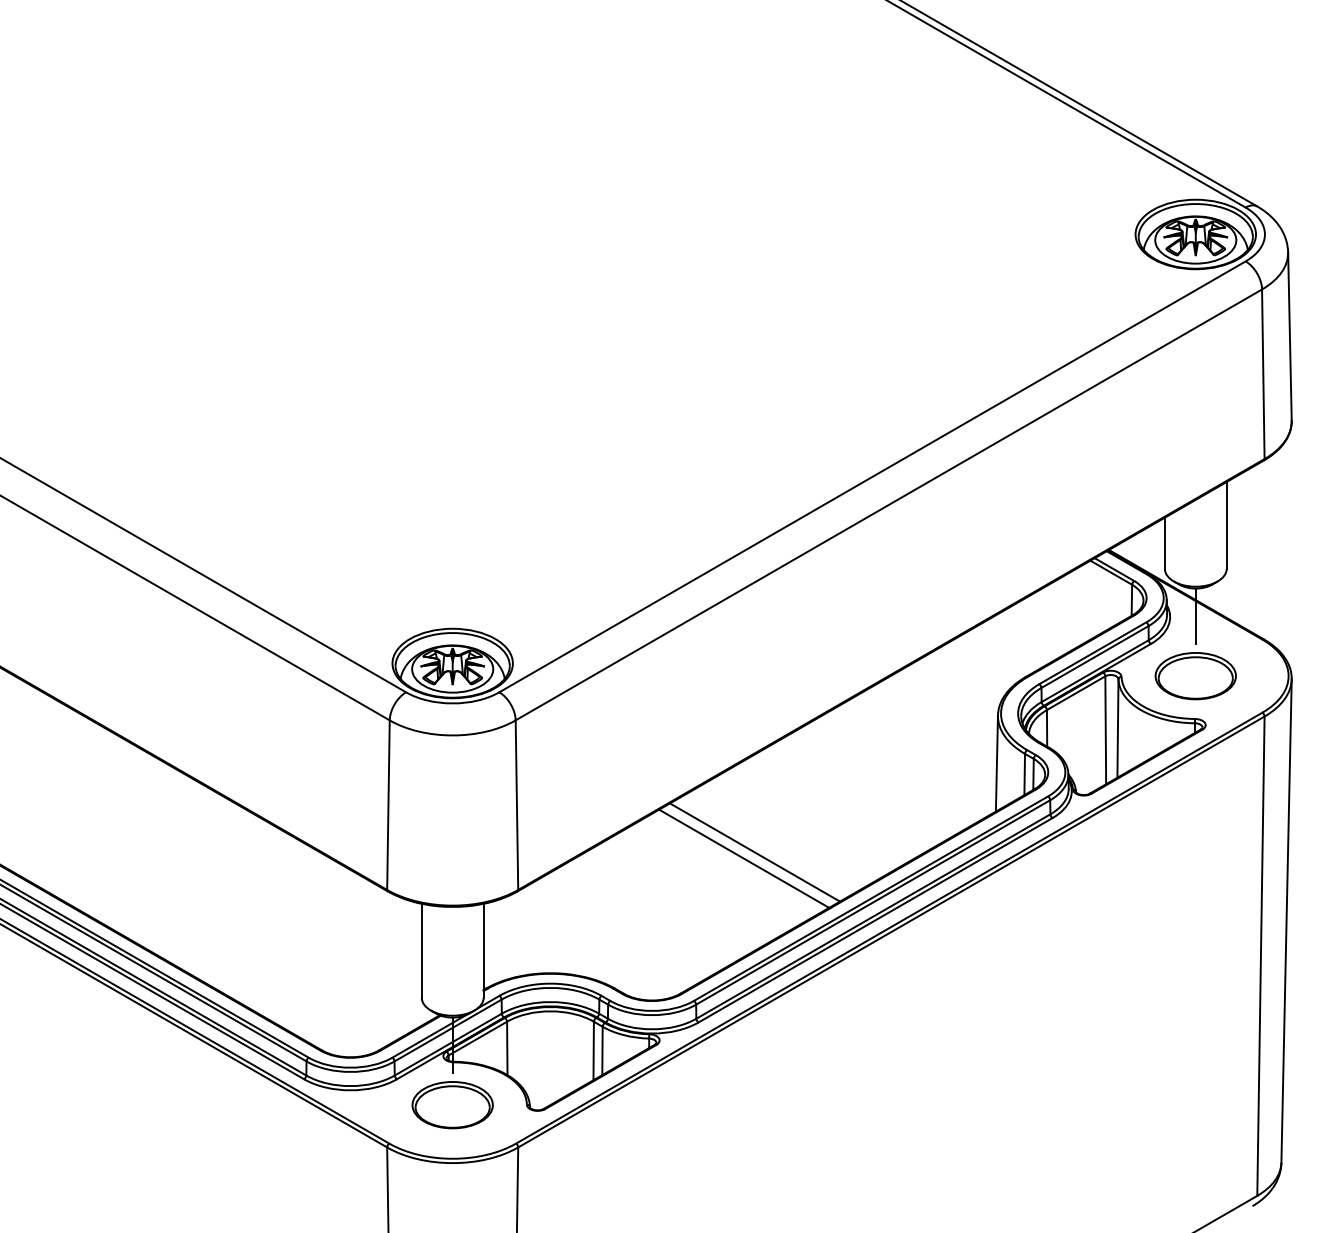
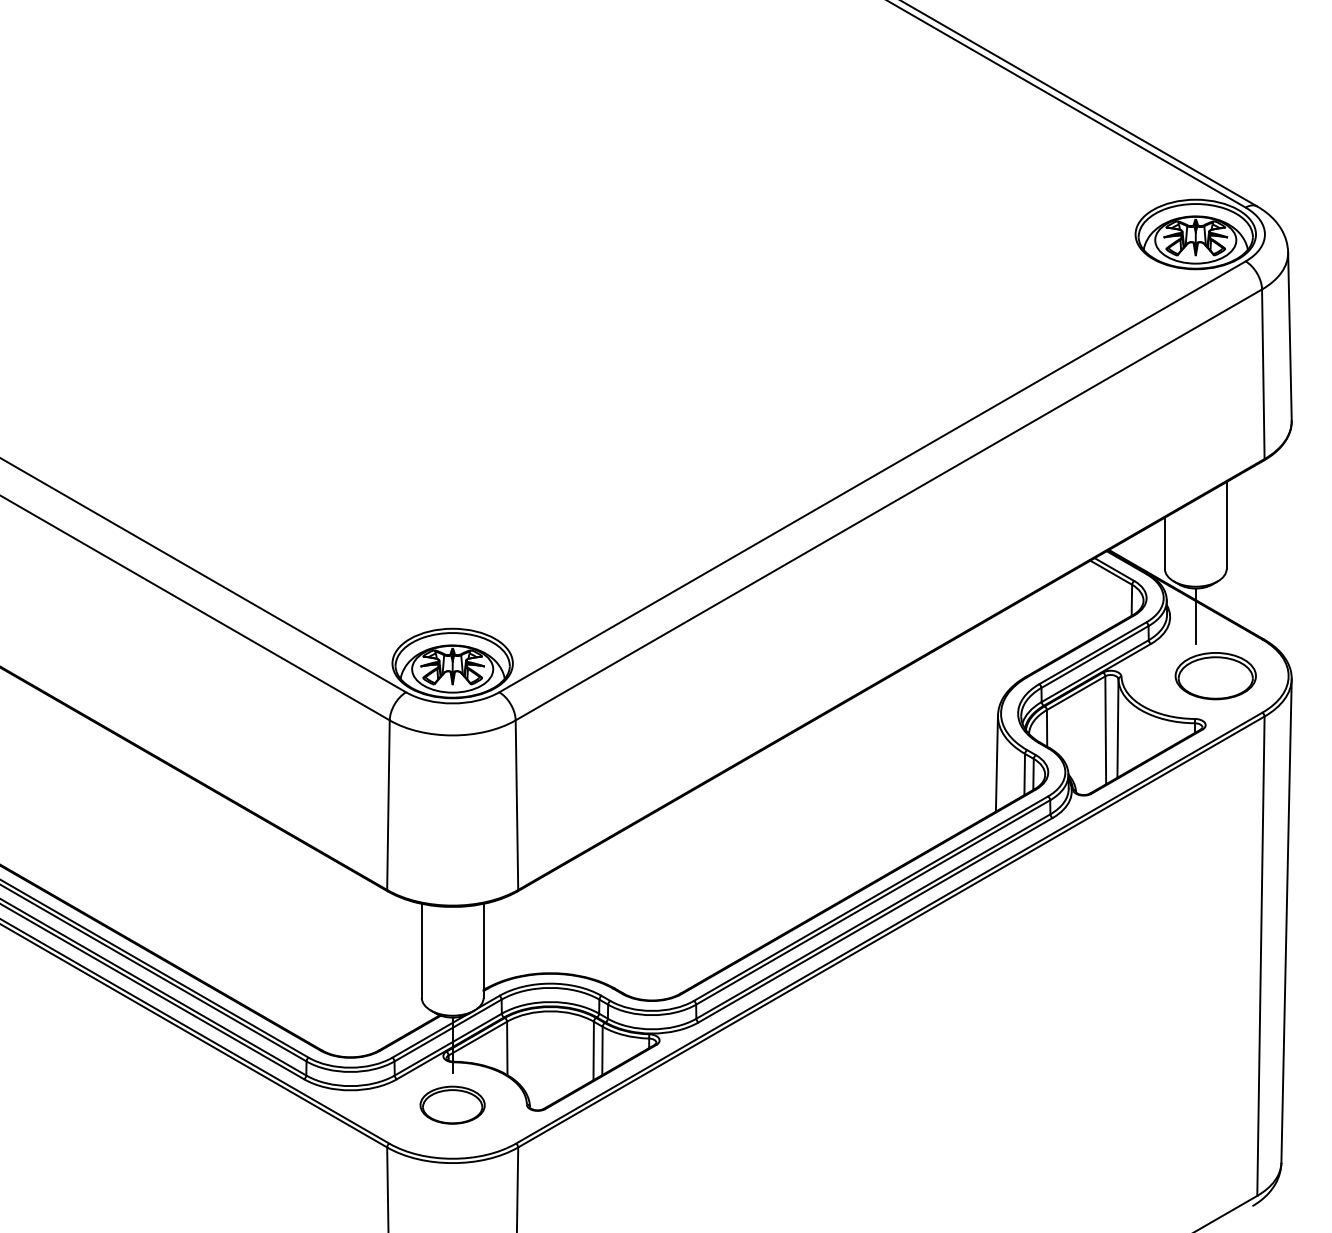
part position: (1195, 676) -> (1215, 676) (1215, 676)
line: present -> none (754, 852)
line: present -> none (744, 858)
part size: 83x49 px -> 67x40 px (452, 1104)
